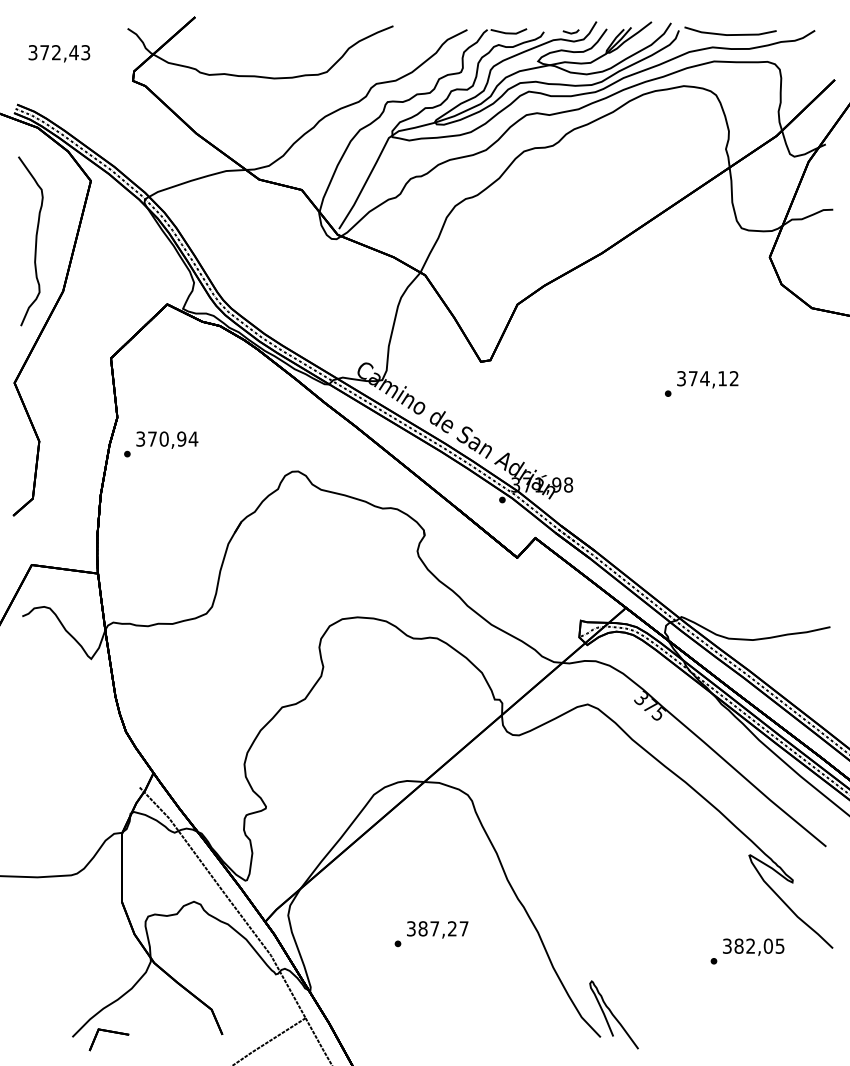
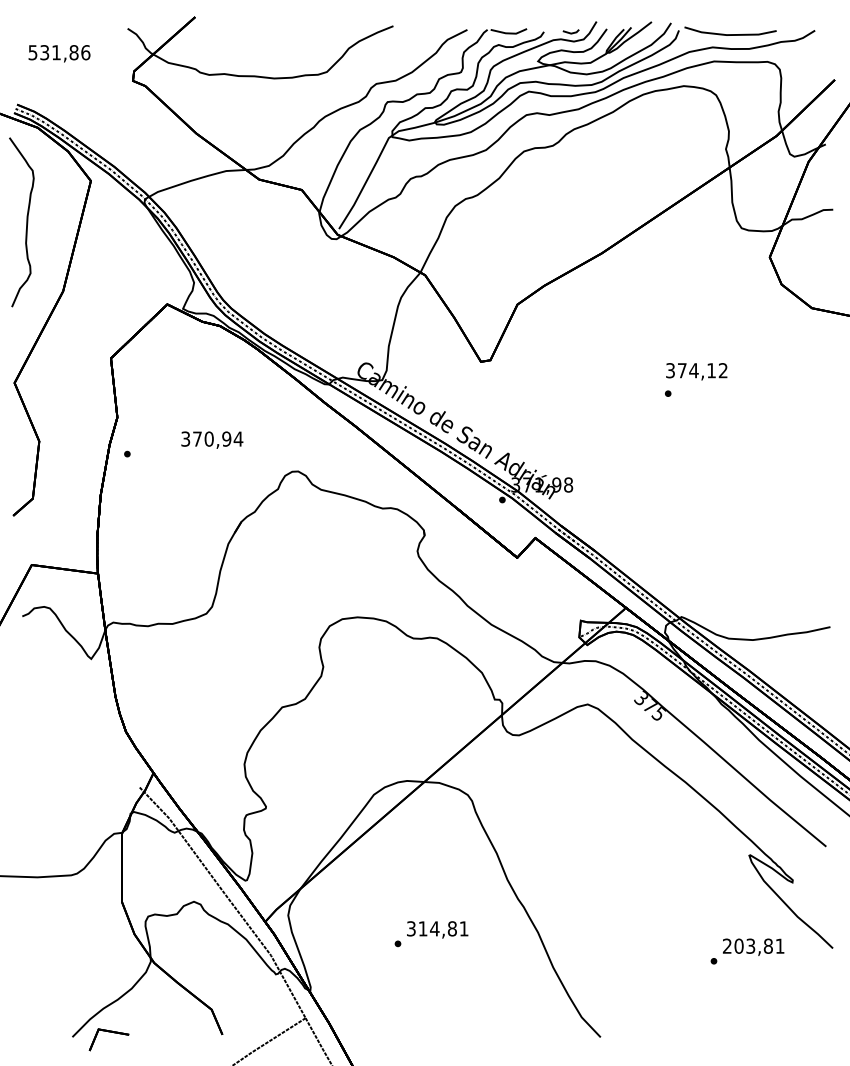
text: 372,43 -> 531,86 (59, 52)
curve position: (35, 241) -> (26, 222) (26, 222)
text position: (707, 379) -> (696, 371) (696, 371)
text position: (167, 439) -> (212, 439) (212, 439)
text: 387,27 -> 314,81 (443, 928)
text: 382,05 -> 203,81 (753, 945)
curve: present -> none (613, 1014)
